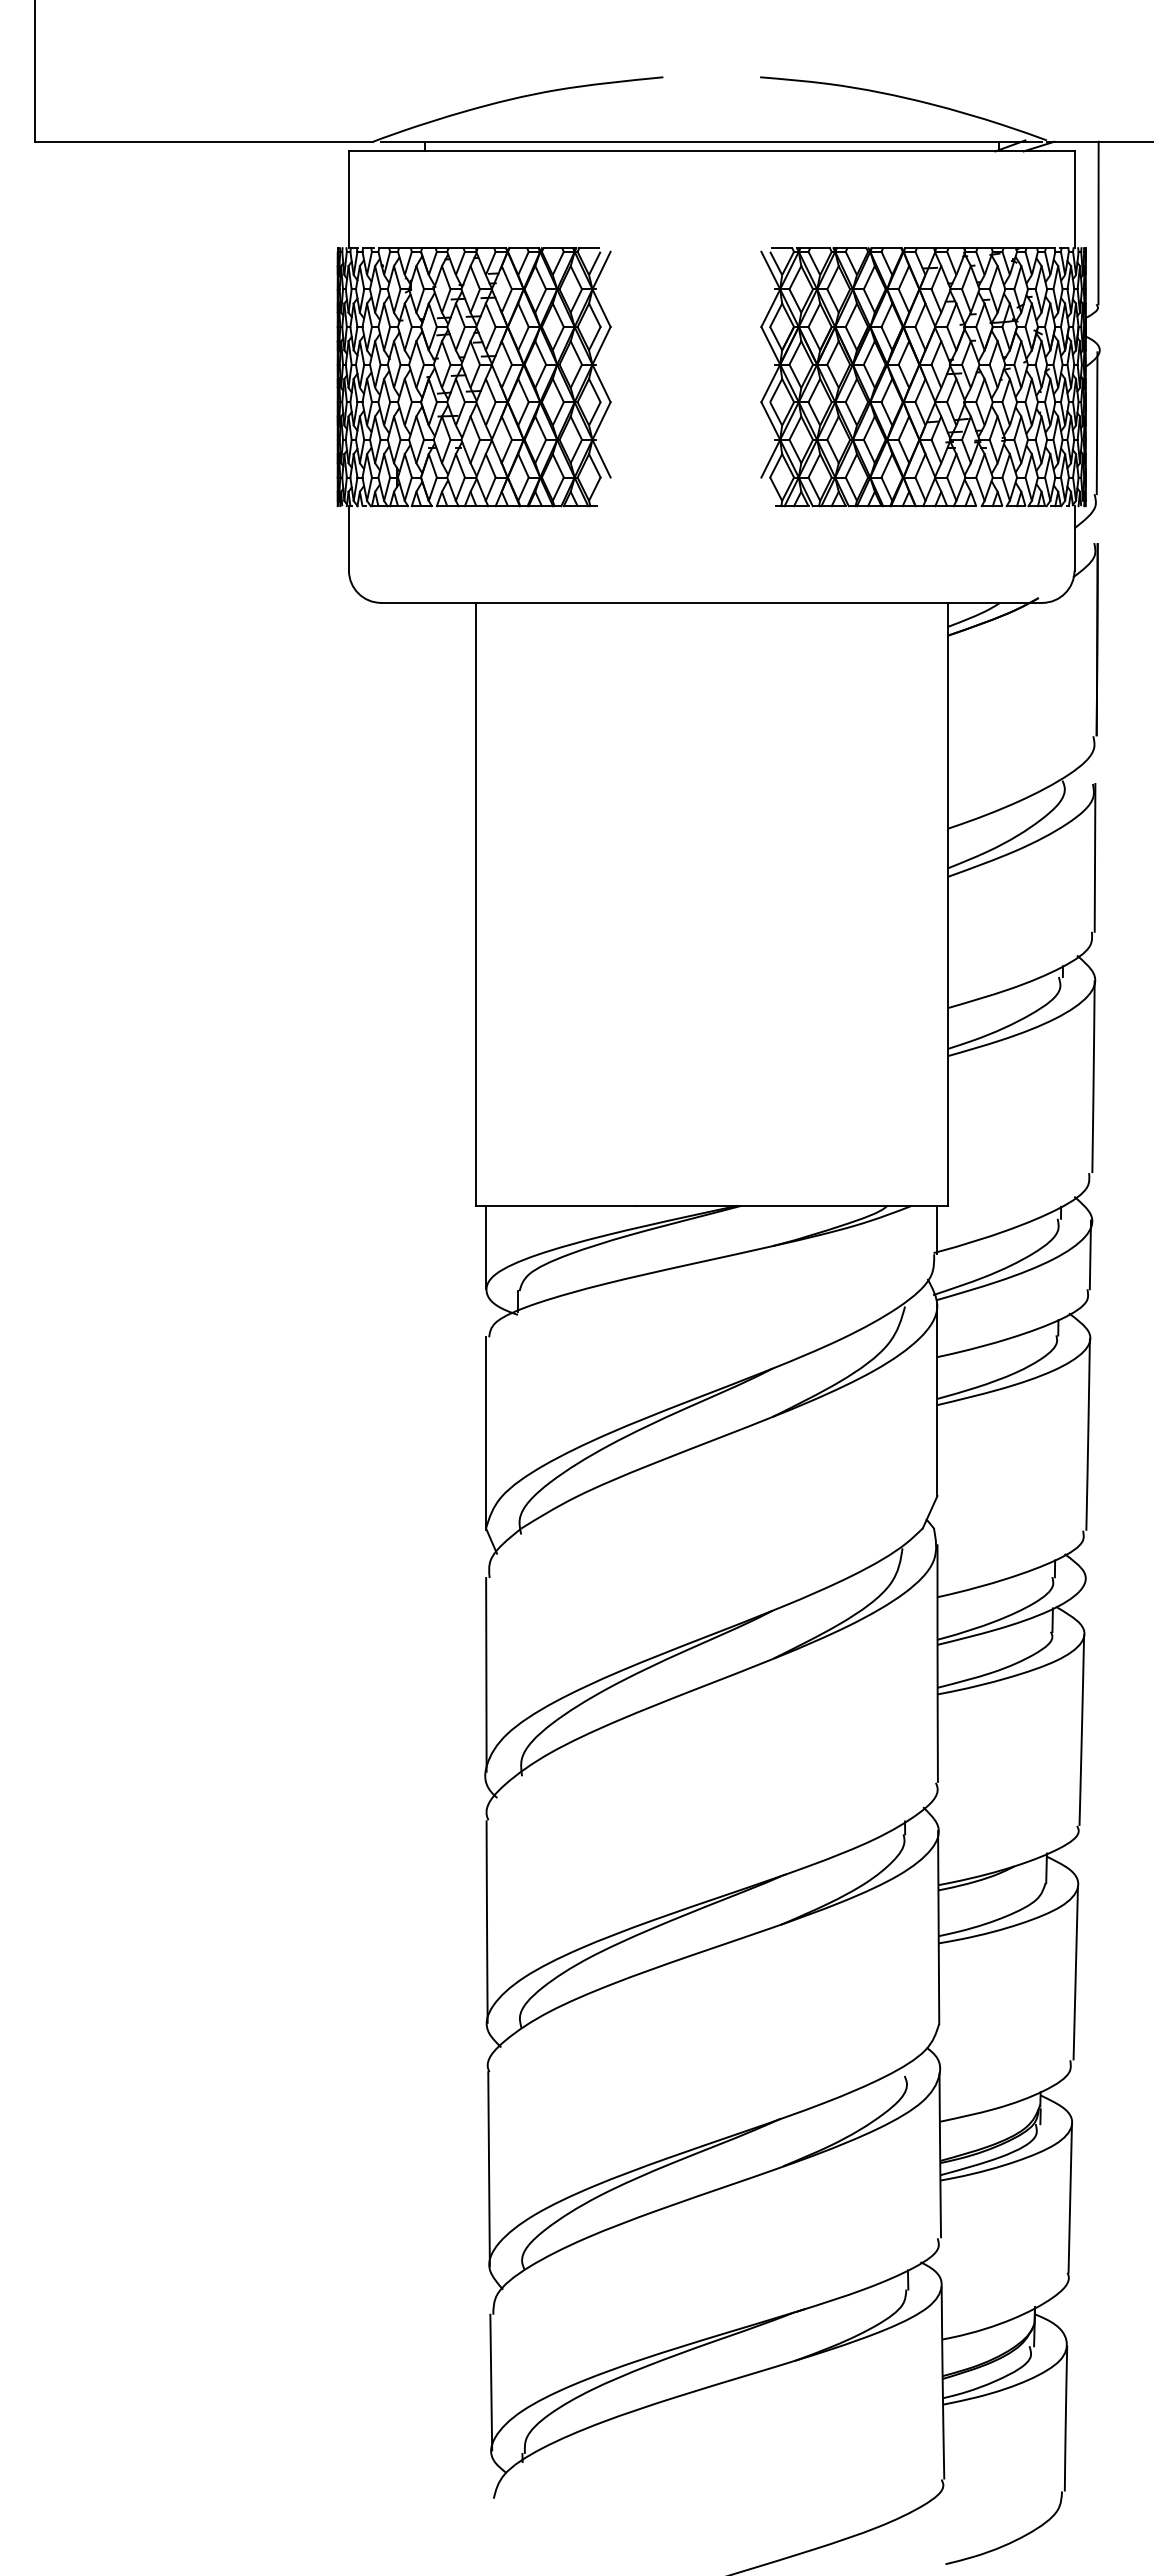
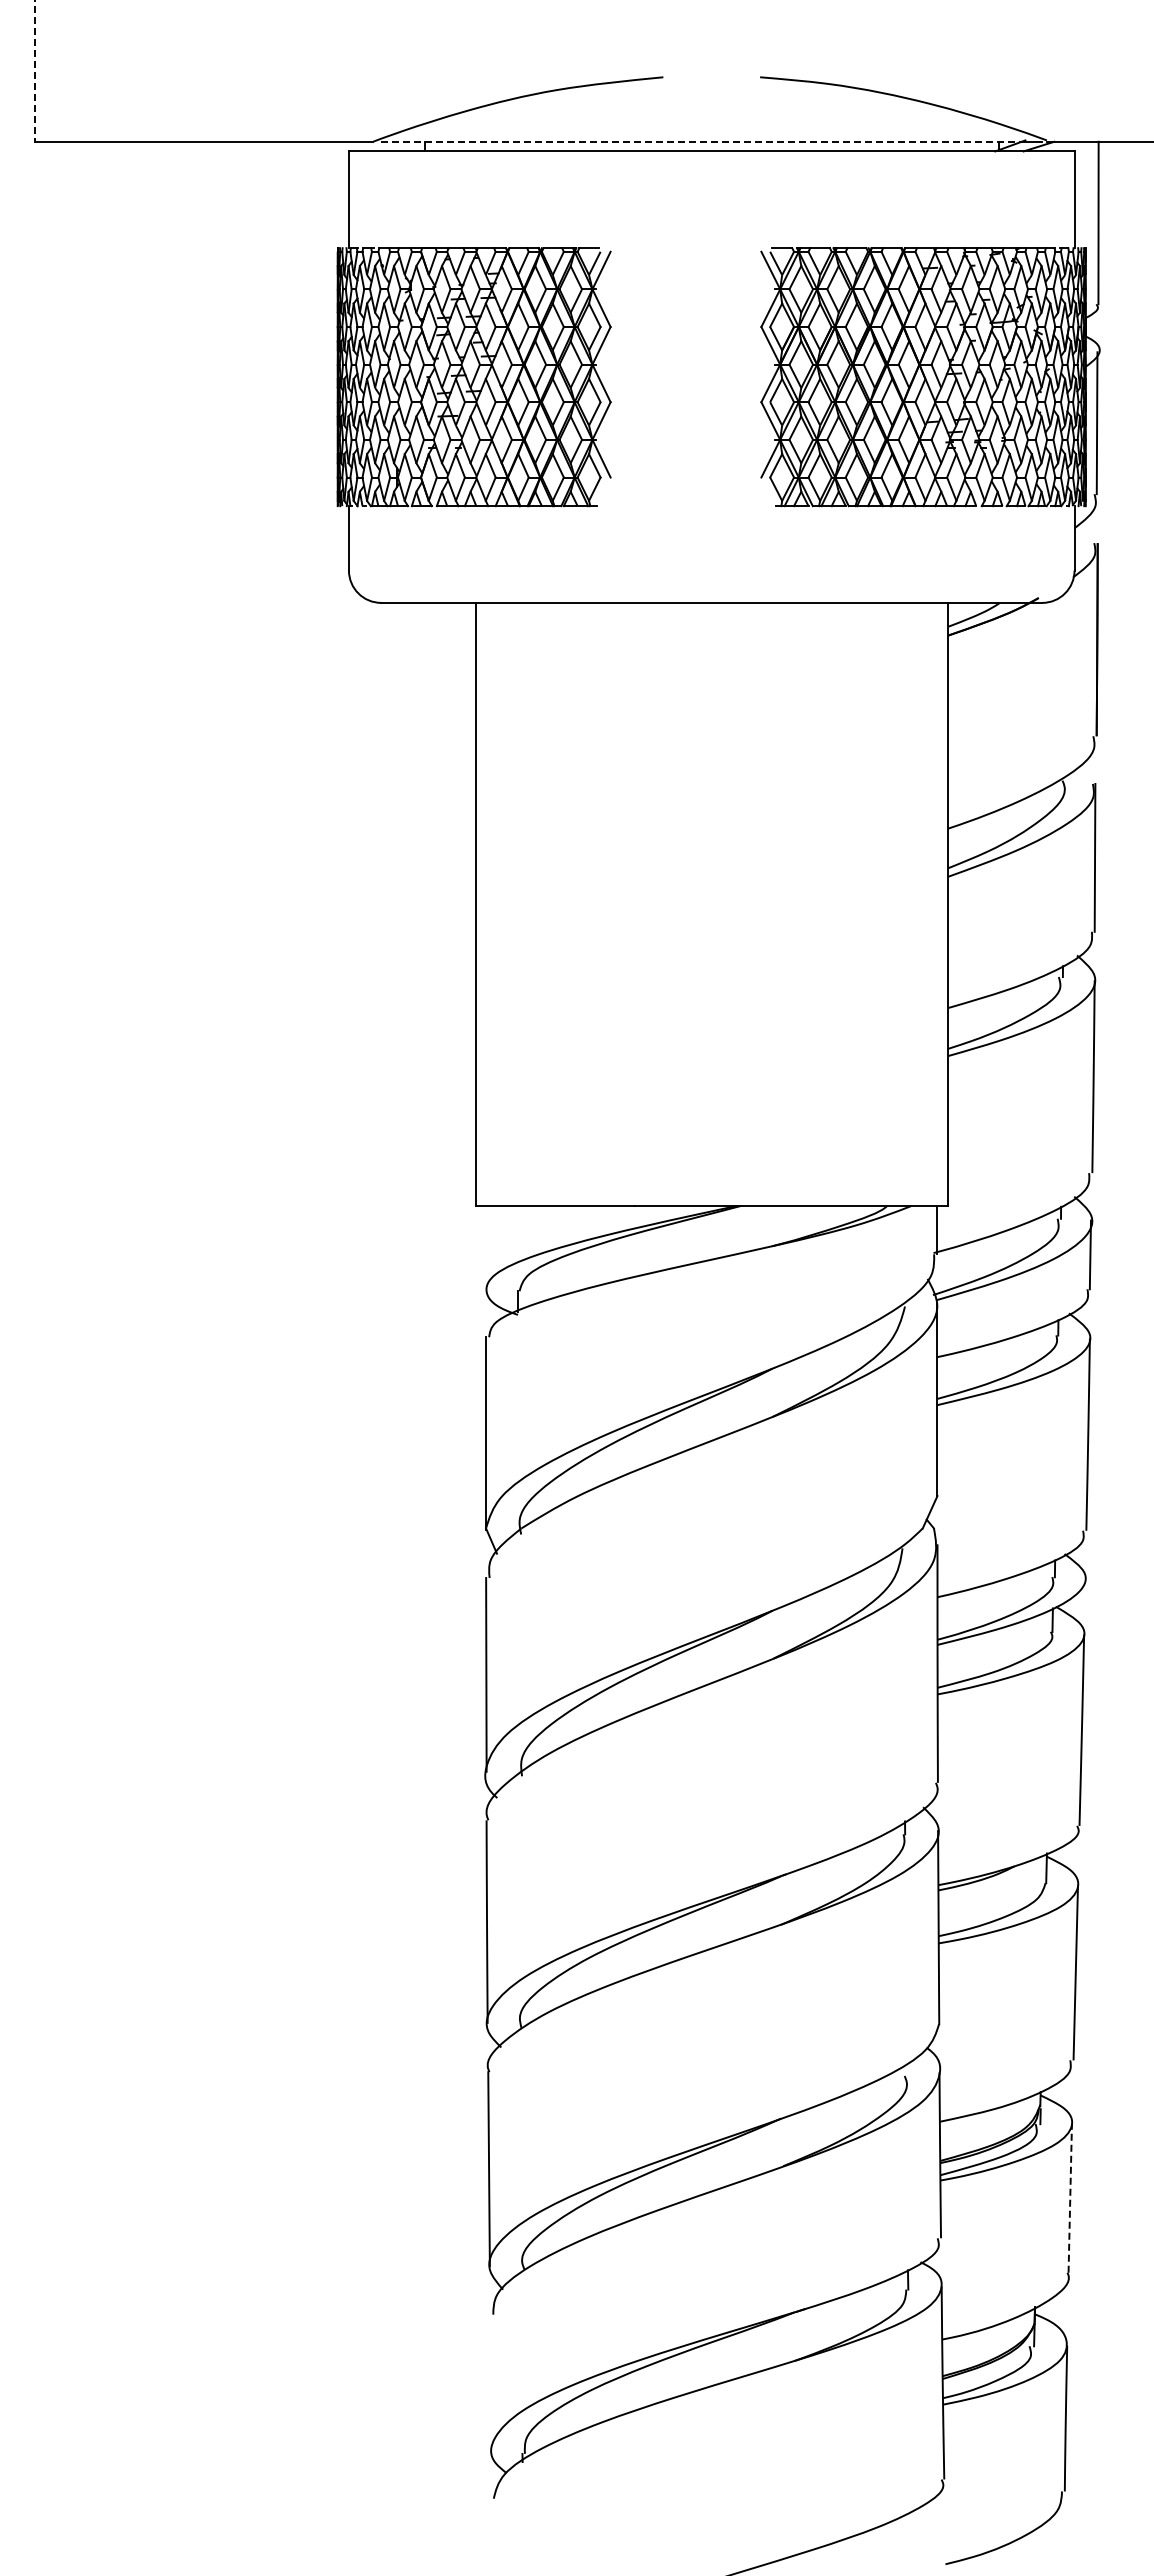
line: solid -> dashed (34, 70)
line: solid -> dashed (703, 141)
line: present -> none (486, 1246)
line: solid -> dashed (1070, 2198)
line: present -> none (491, 2382)
